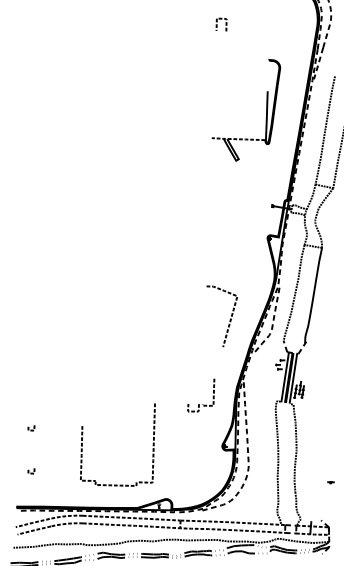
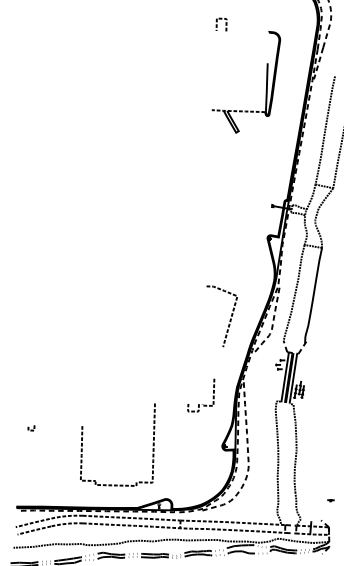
part position: (266, 110) -> (266, 82) (266, 82)
line: present -> none (31, 472)
part position: (330, 482) -> (330, 500) (330, 500)
